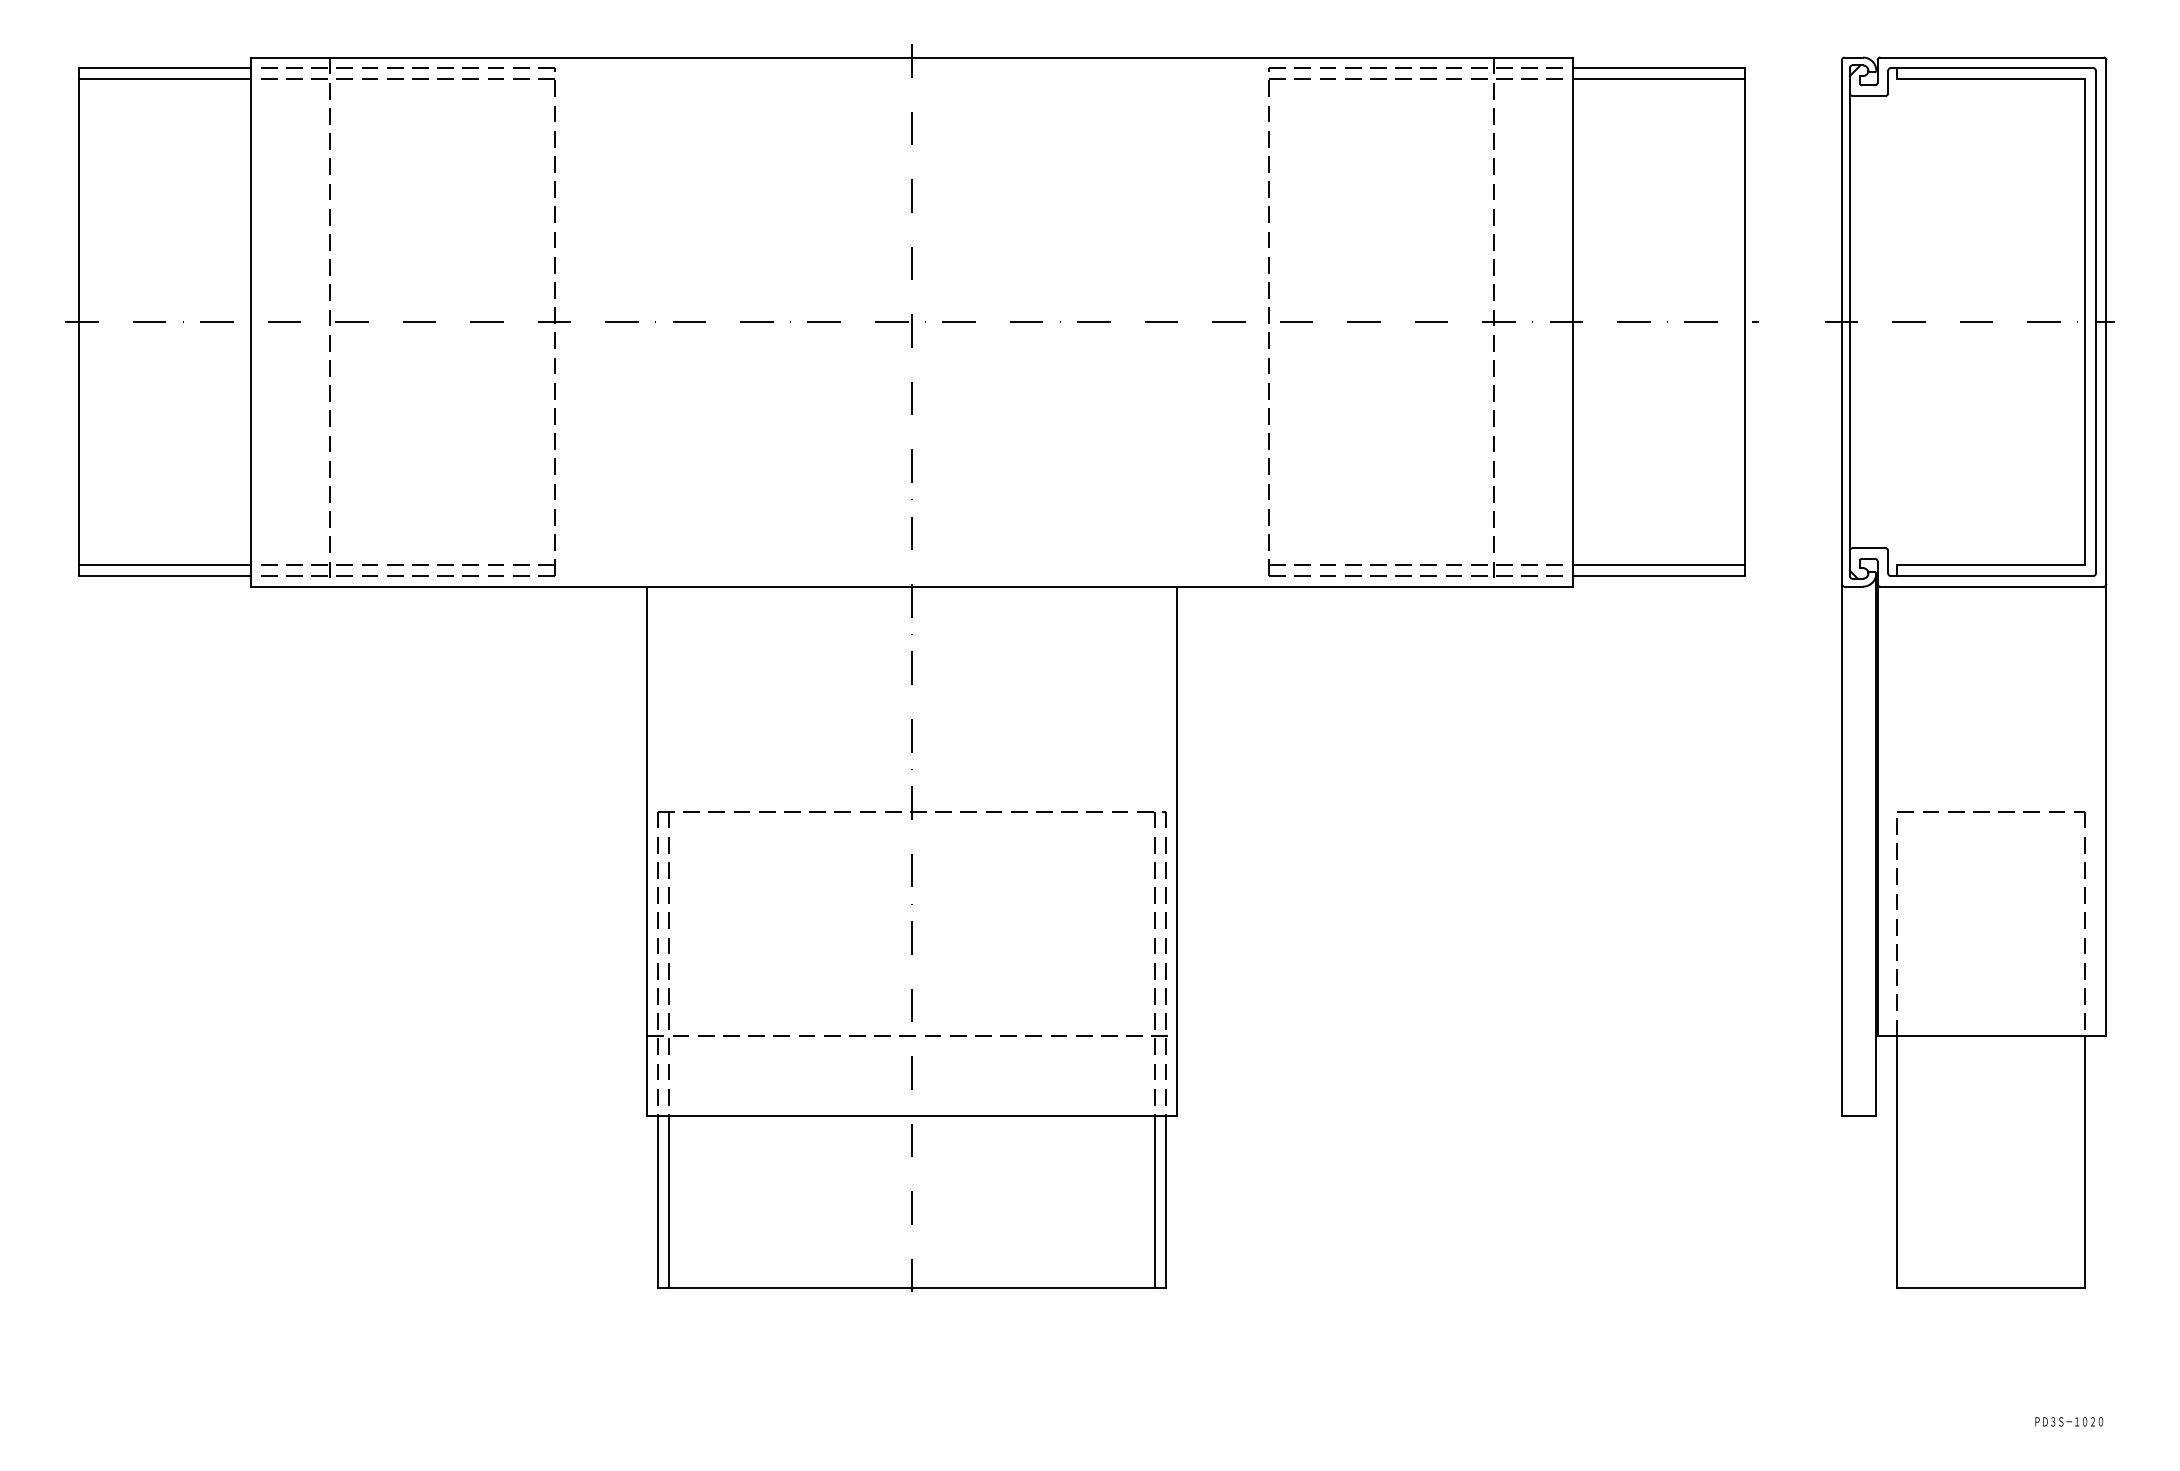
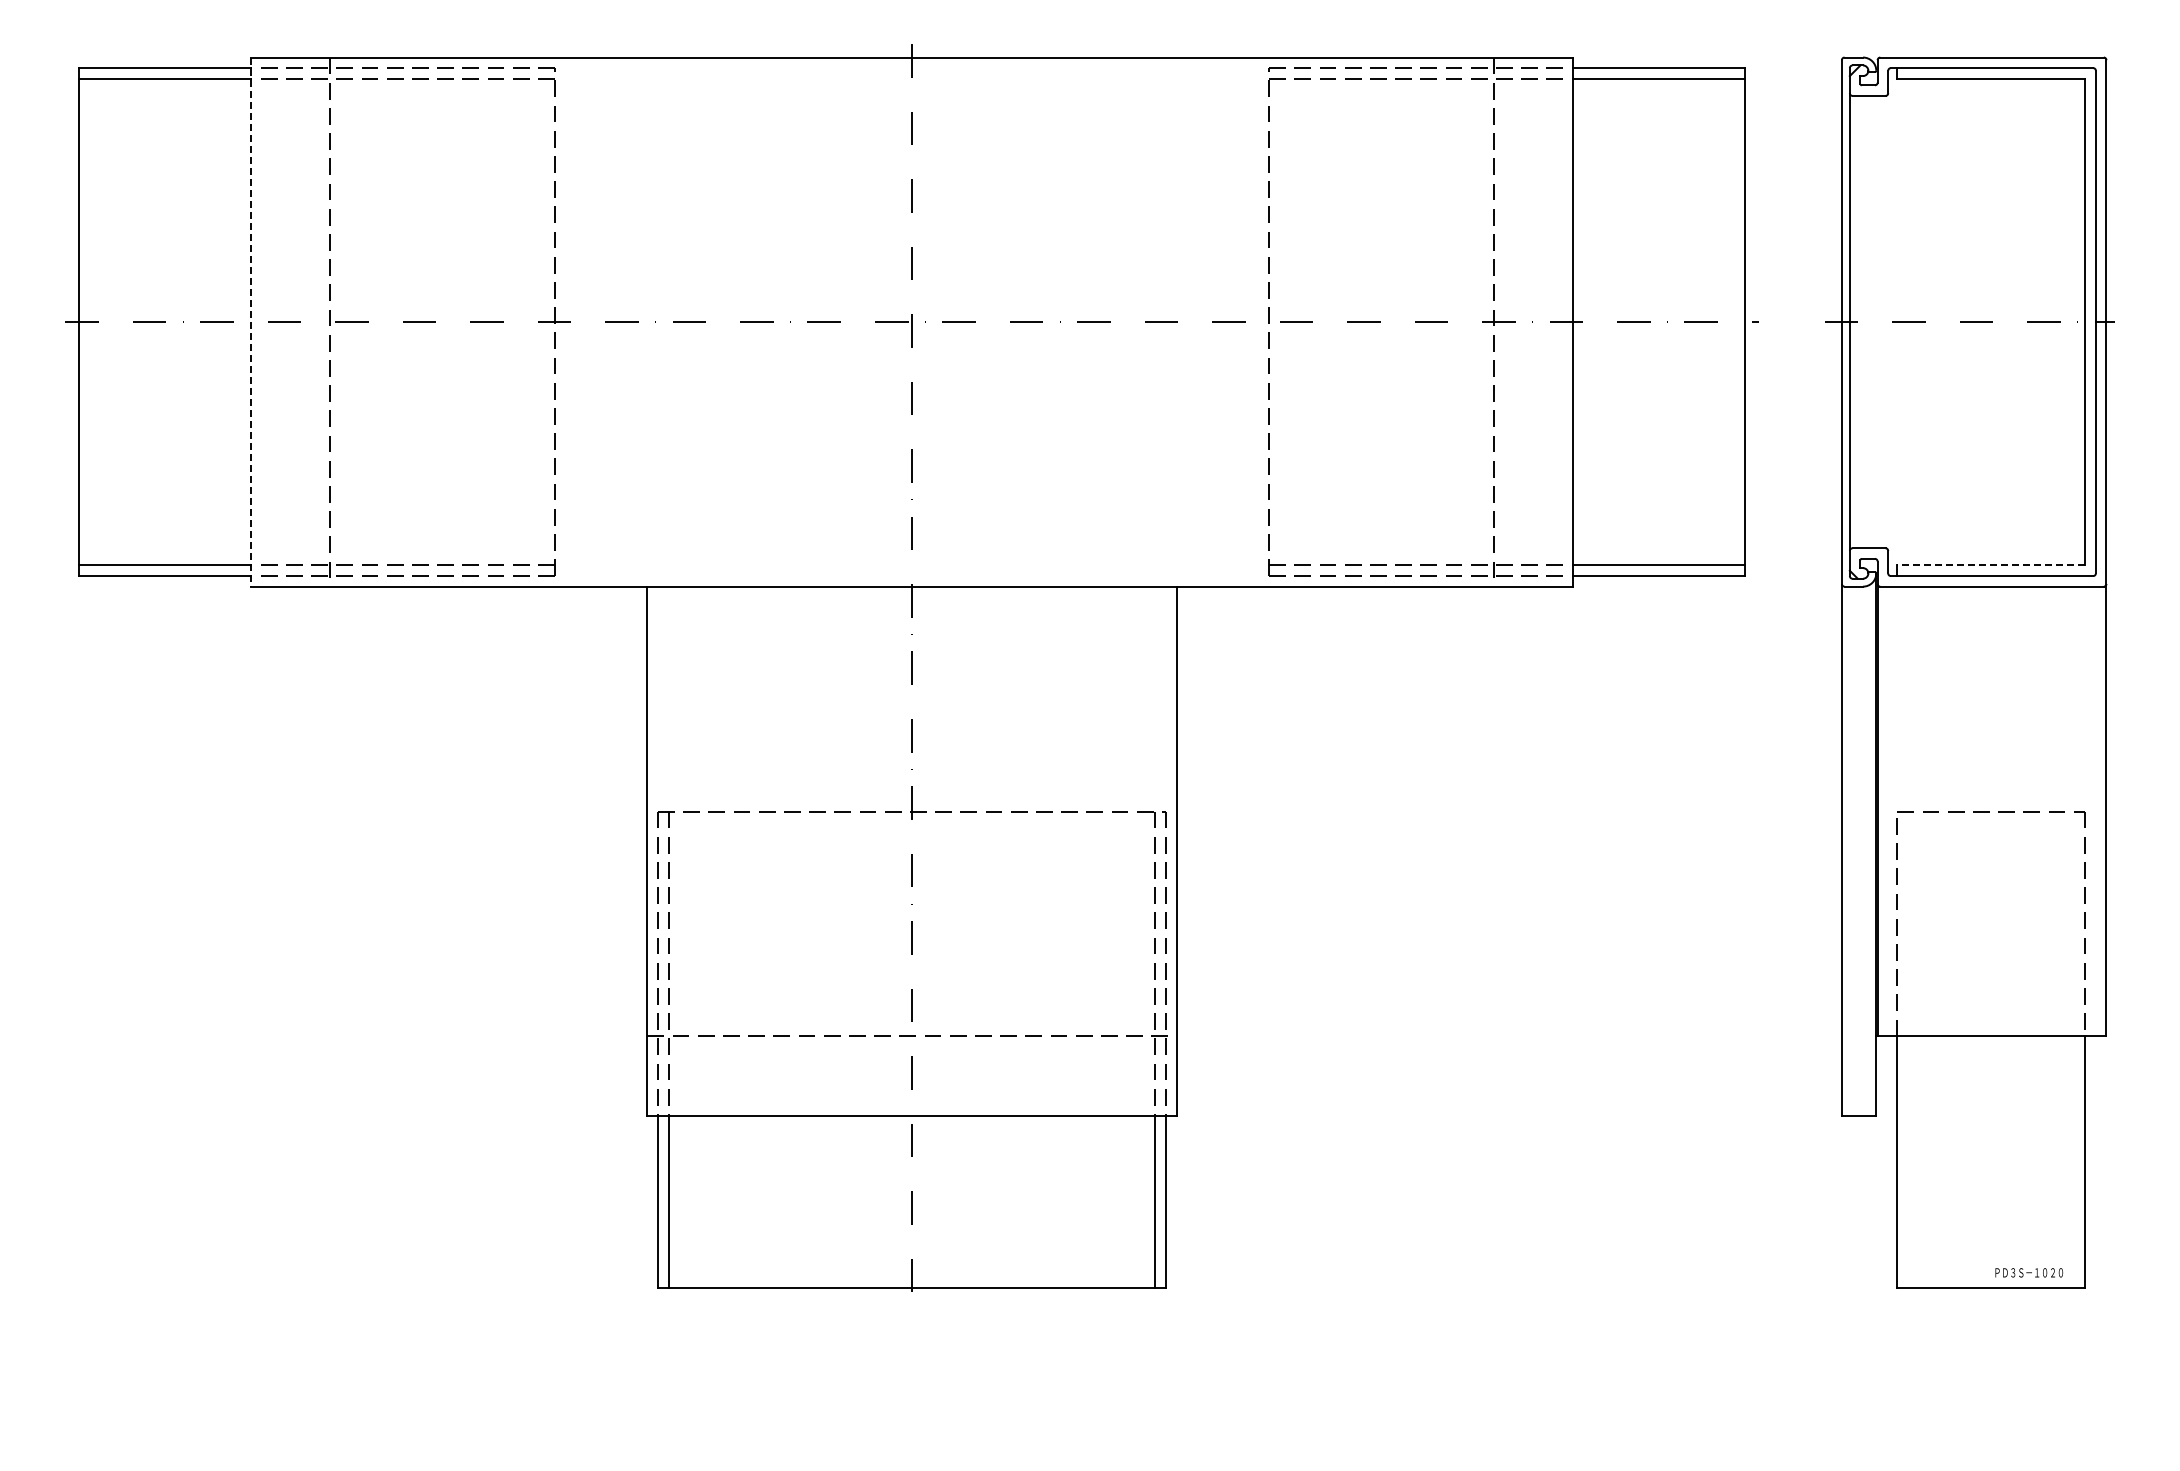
line: solid -> dashed (250, 322)
line: solid -> dashed (1991, 565)
text position: (2069, 1421) -> (2029, 1272) (2029, 1272)
